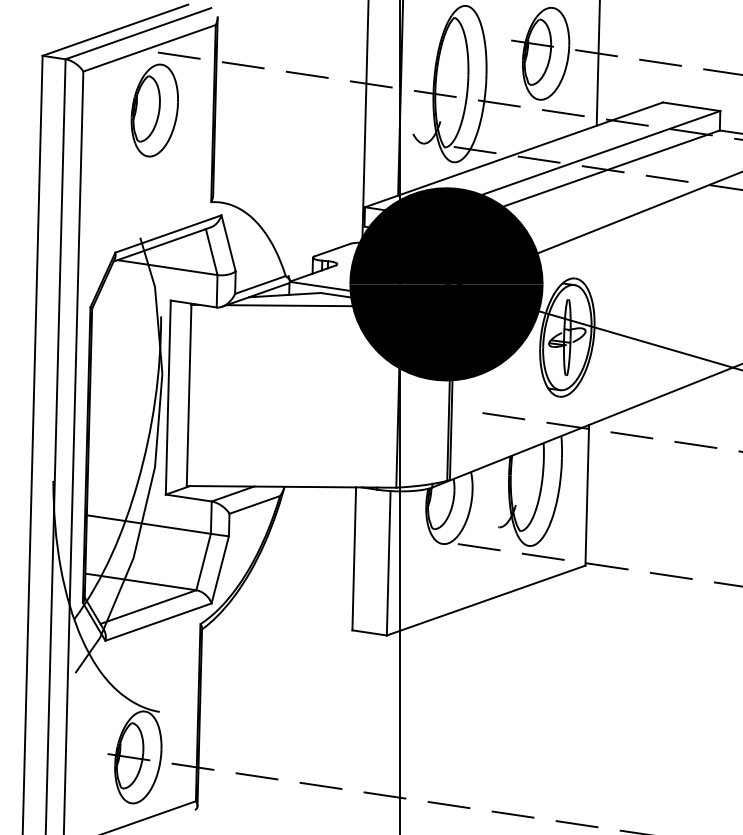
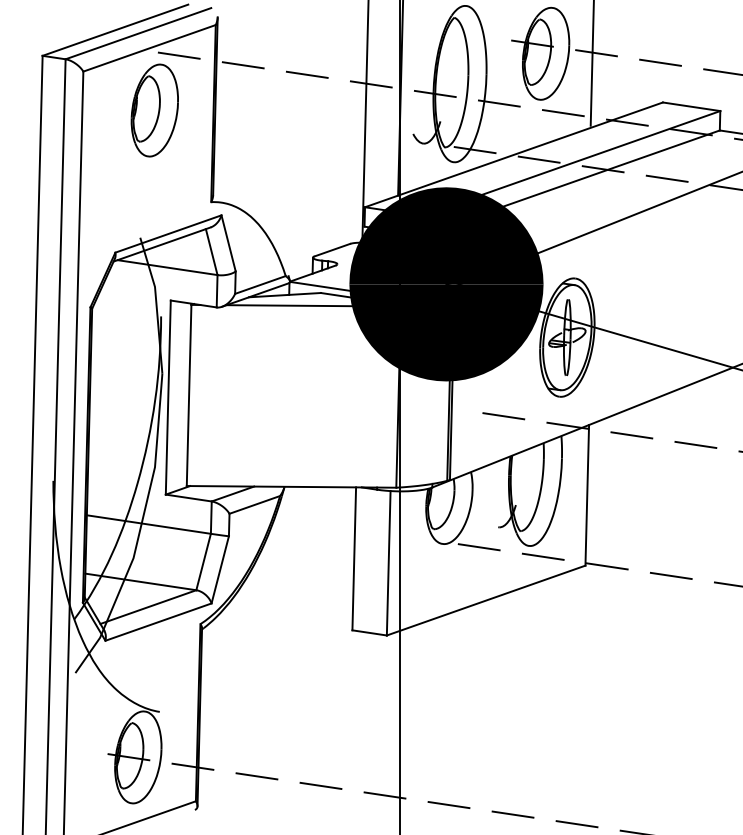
line position: (597, 63) -> (591, 63) (591, 63)
